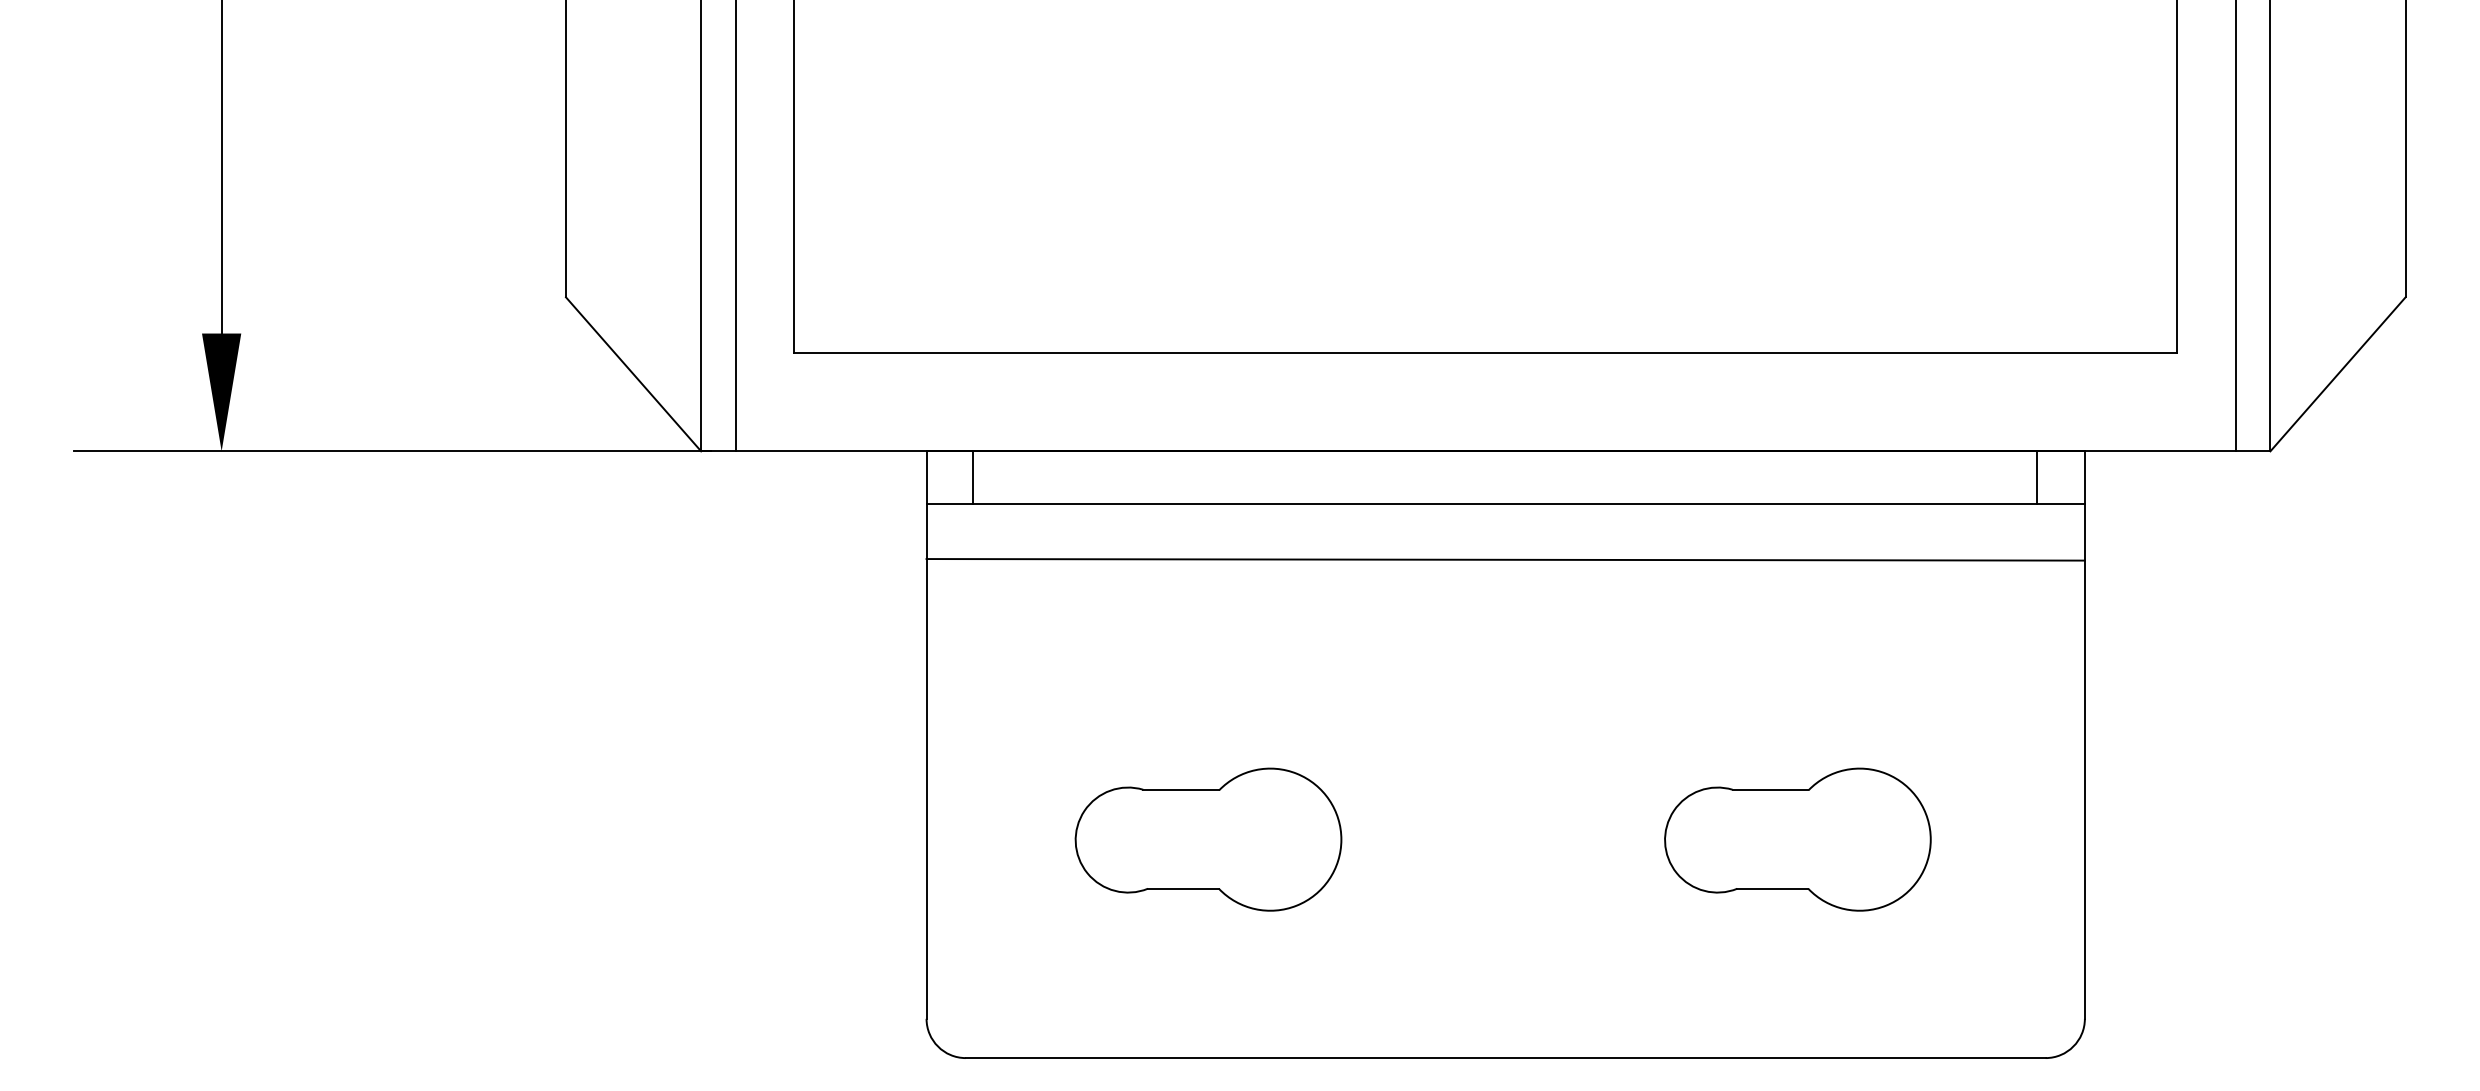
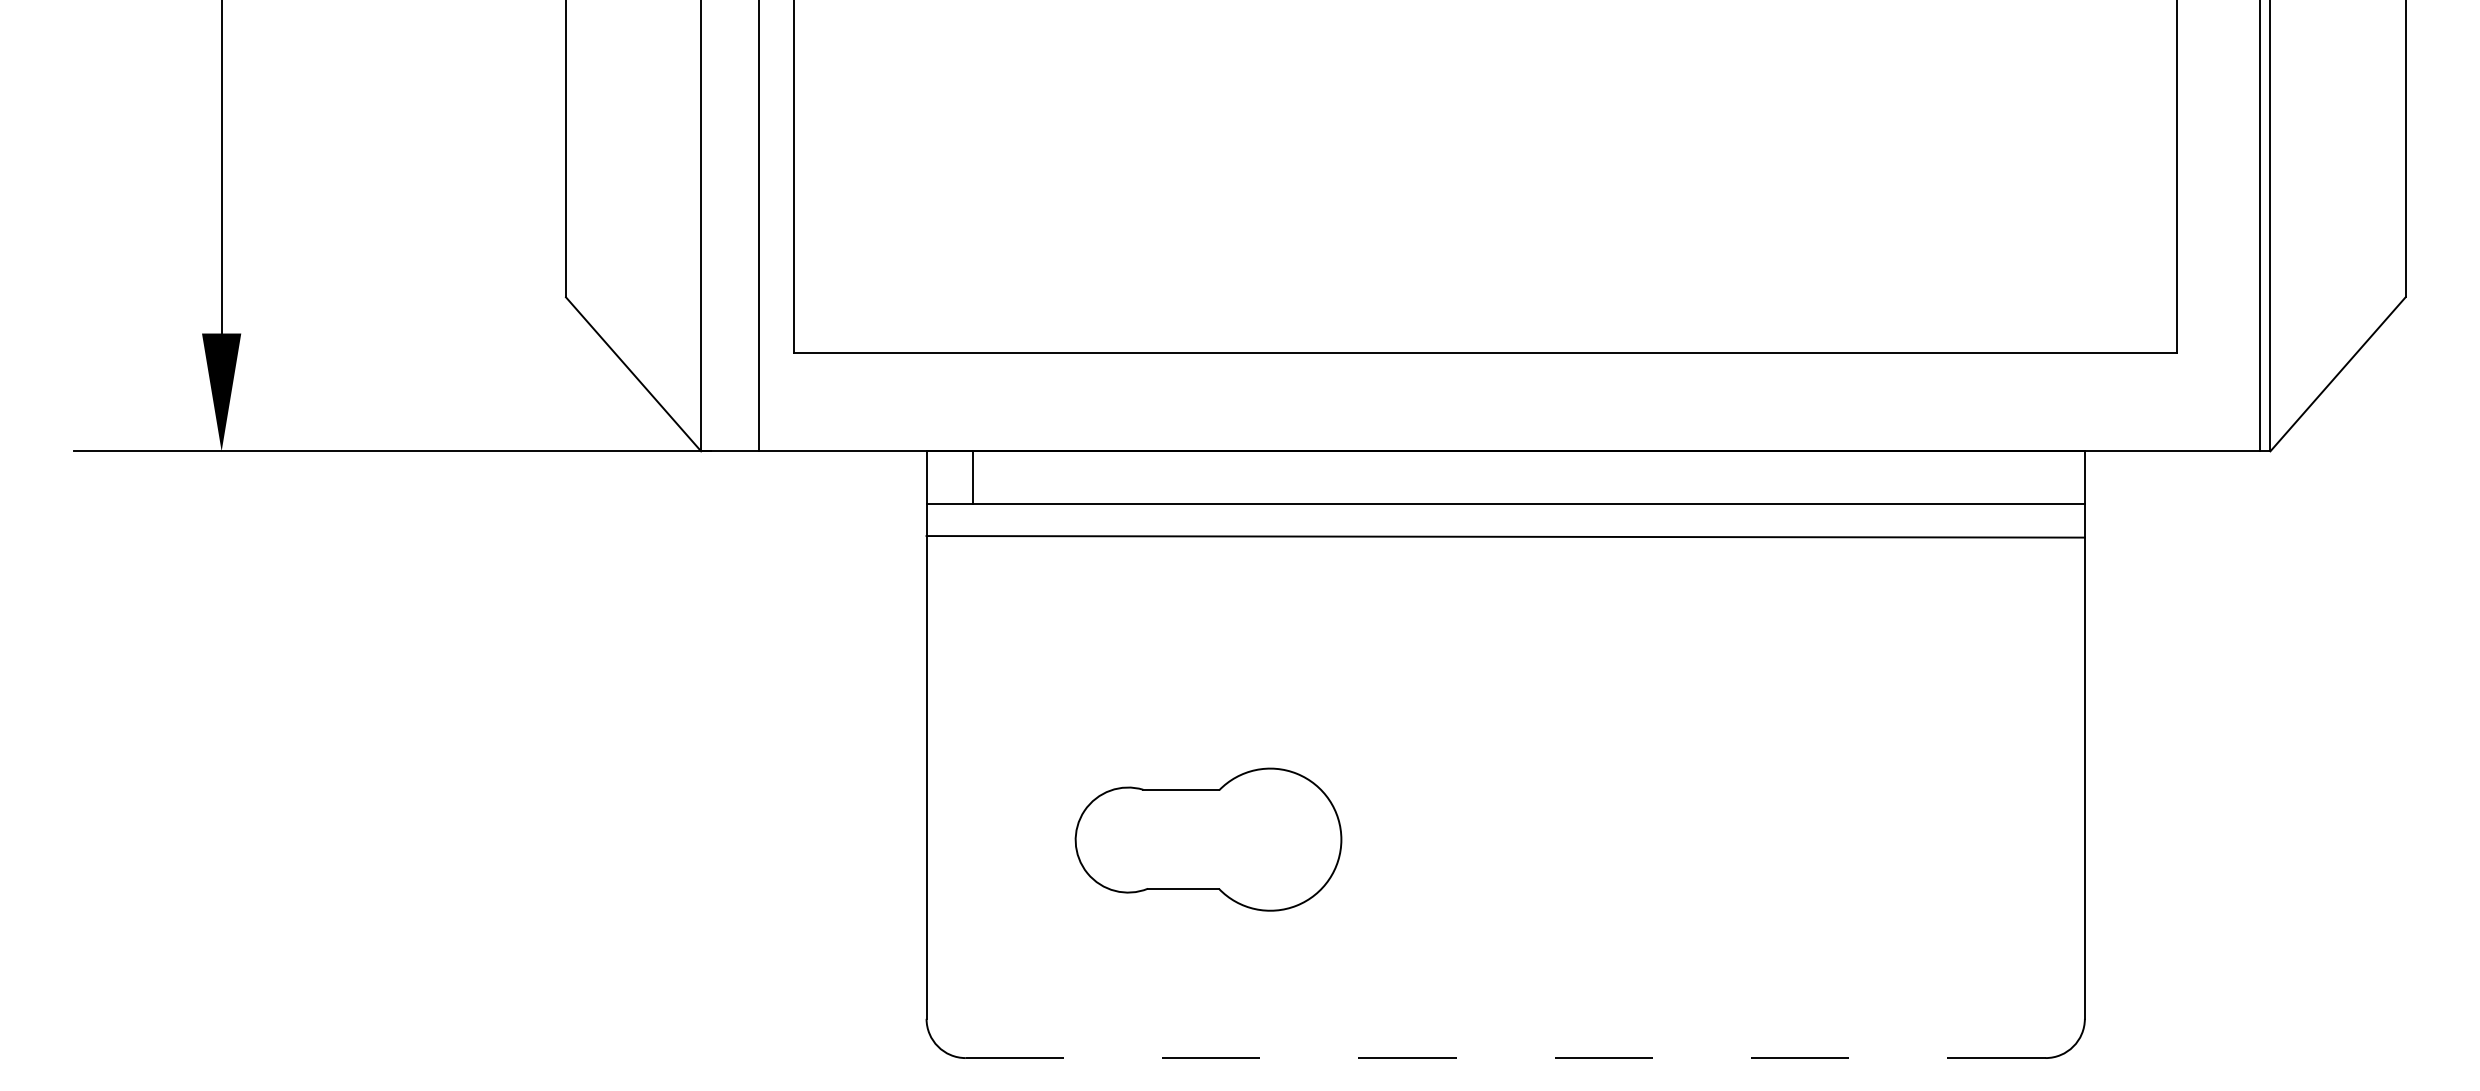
line position: (735, 226) -> (758, 226) (758, 226)
line position: (2236, 226) -> (2260, 226) (2260, 226)
line: present -> none (2036, 477)
line position: (1505, 559) -> (1505, 536) (1505, 536)
part: present -> none (1797, 839)
line: solid -> dashed (1505, 1058)
